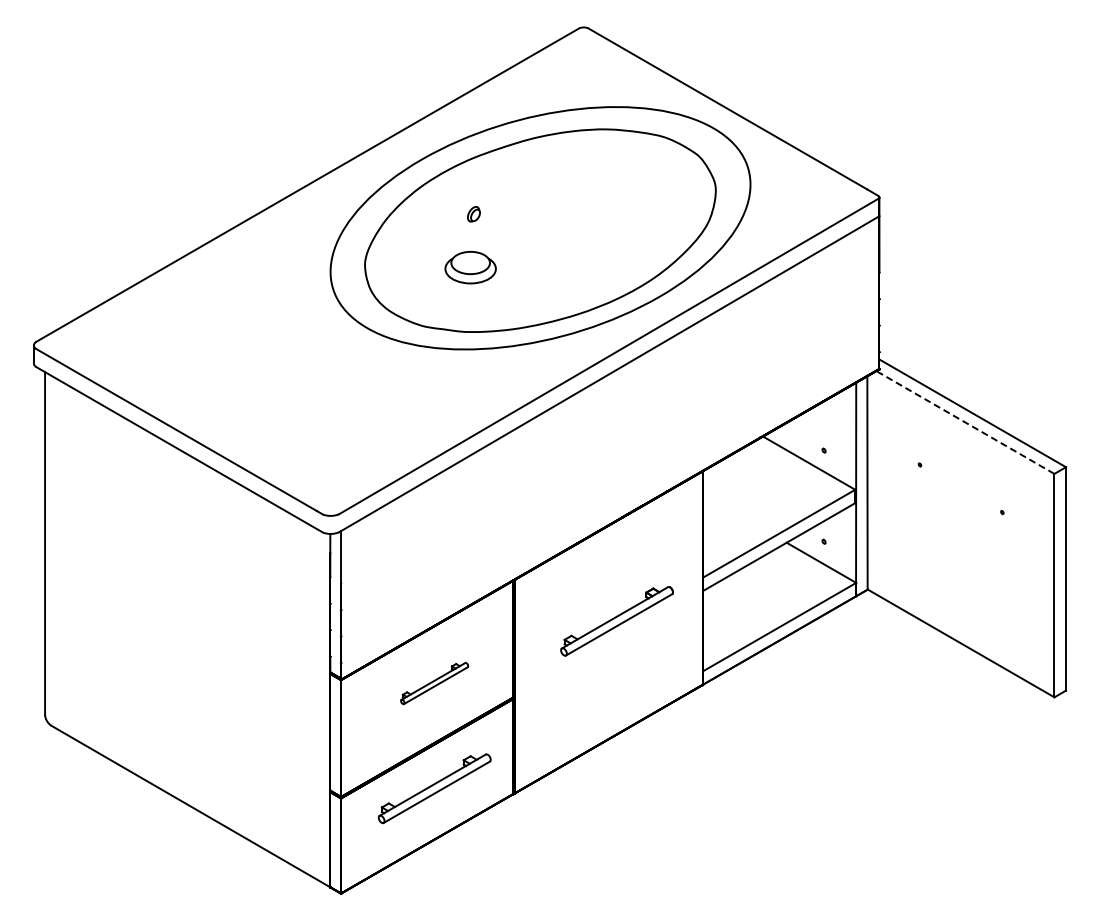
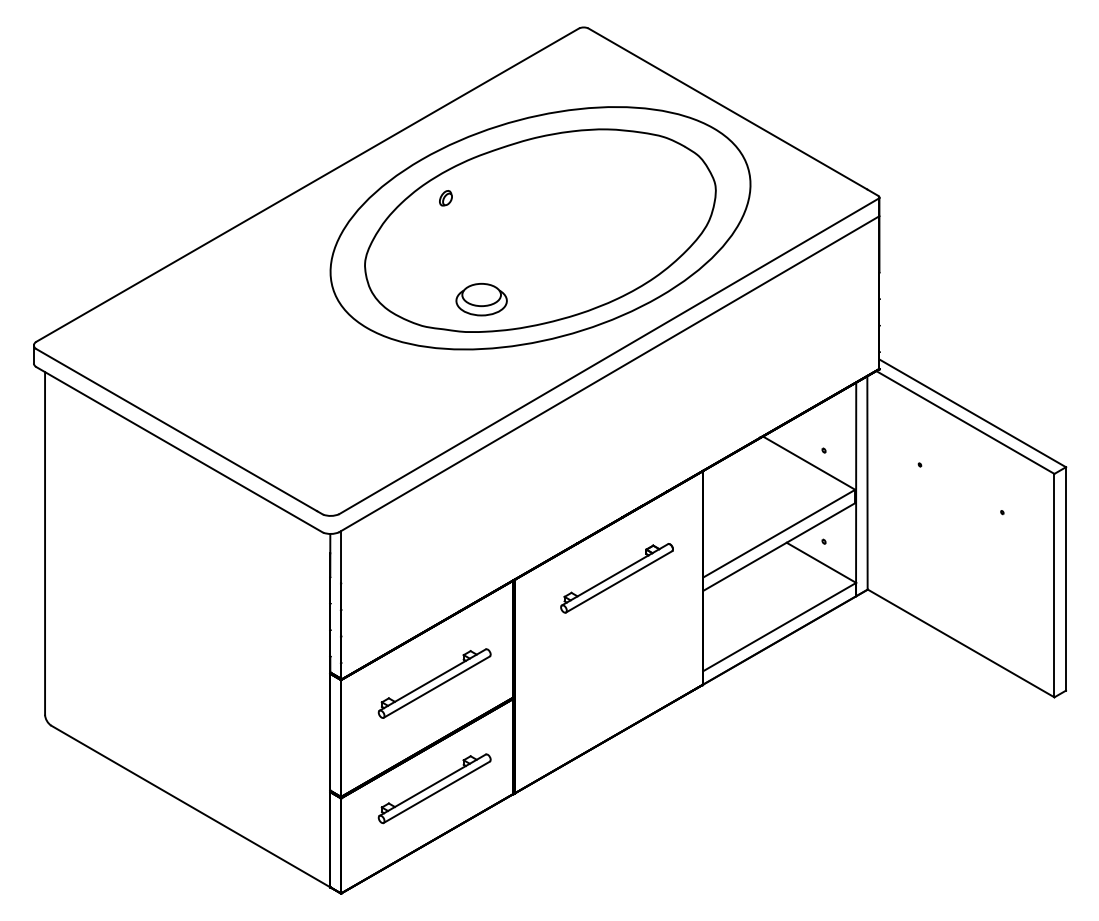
part position: (473, 214) -> (445, 198) (445, 198)
part position: (470, 267) -> (481, 299) (481, 299)
line: dashed -> solid (965, 422)
part position: (616, 621) -> (616, 578) (616, 578)
part size: 70x44 px -> 115x71 px (434, 683)
